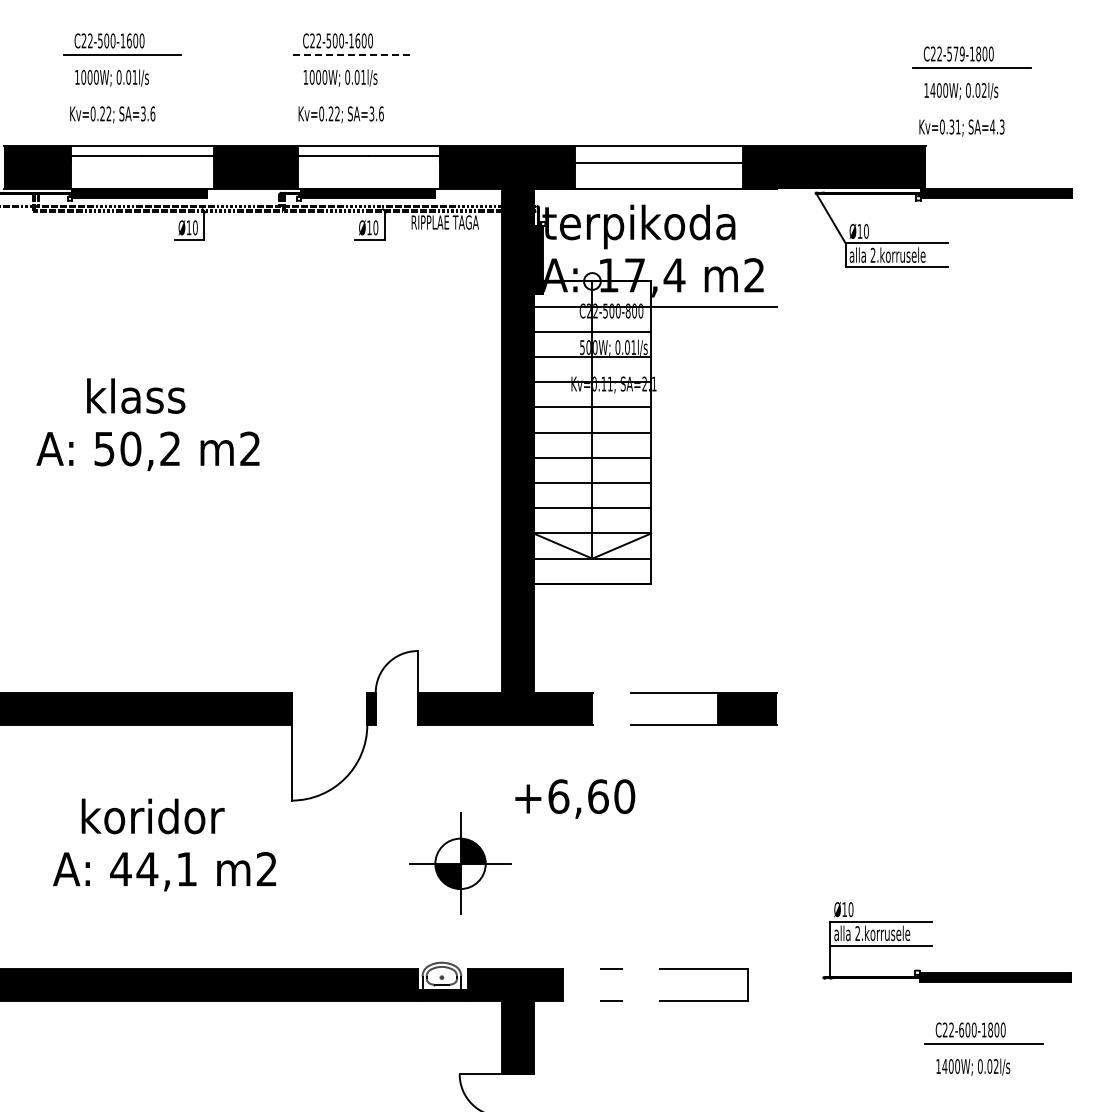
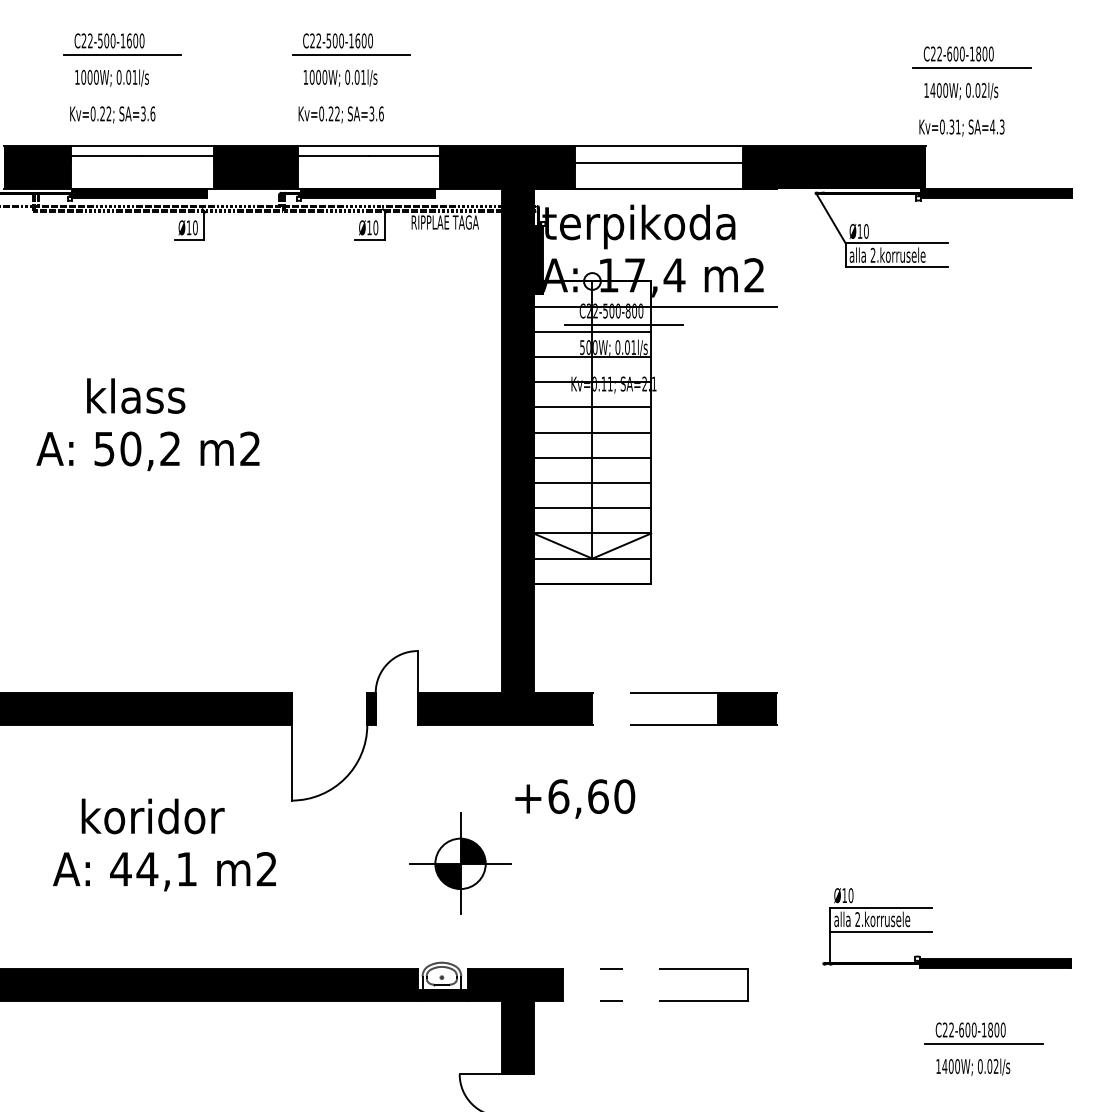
text: C22-579-1800 -> C22-600-1800 (955, 53)
line: dashed -> solid (351, 55)
line: none -> present (623, 325)
part position: (932, 945) -> (932, 931) (932, 931)
